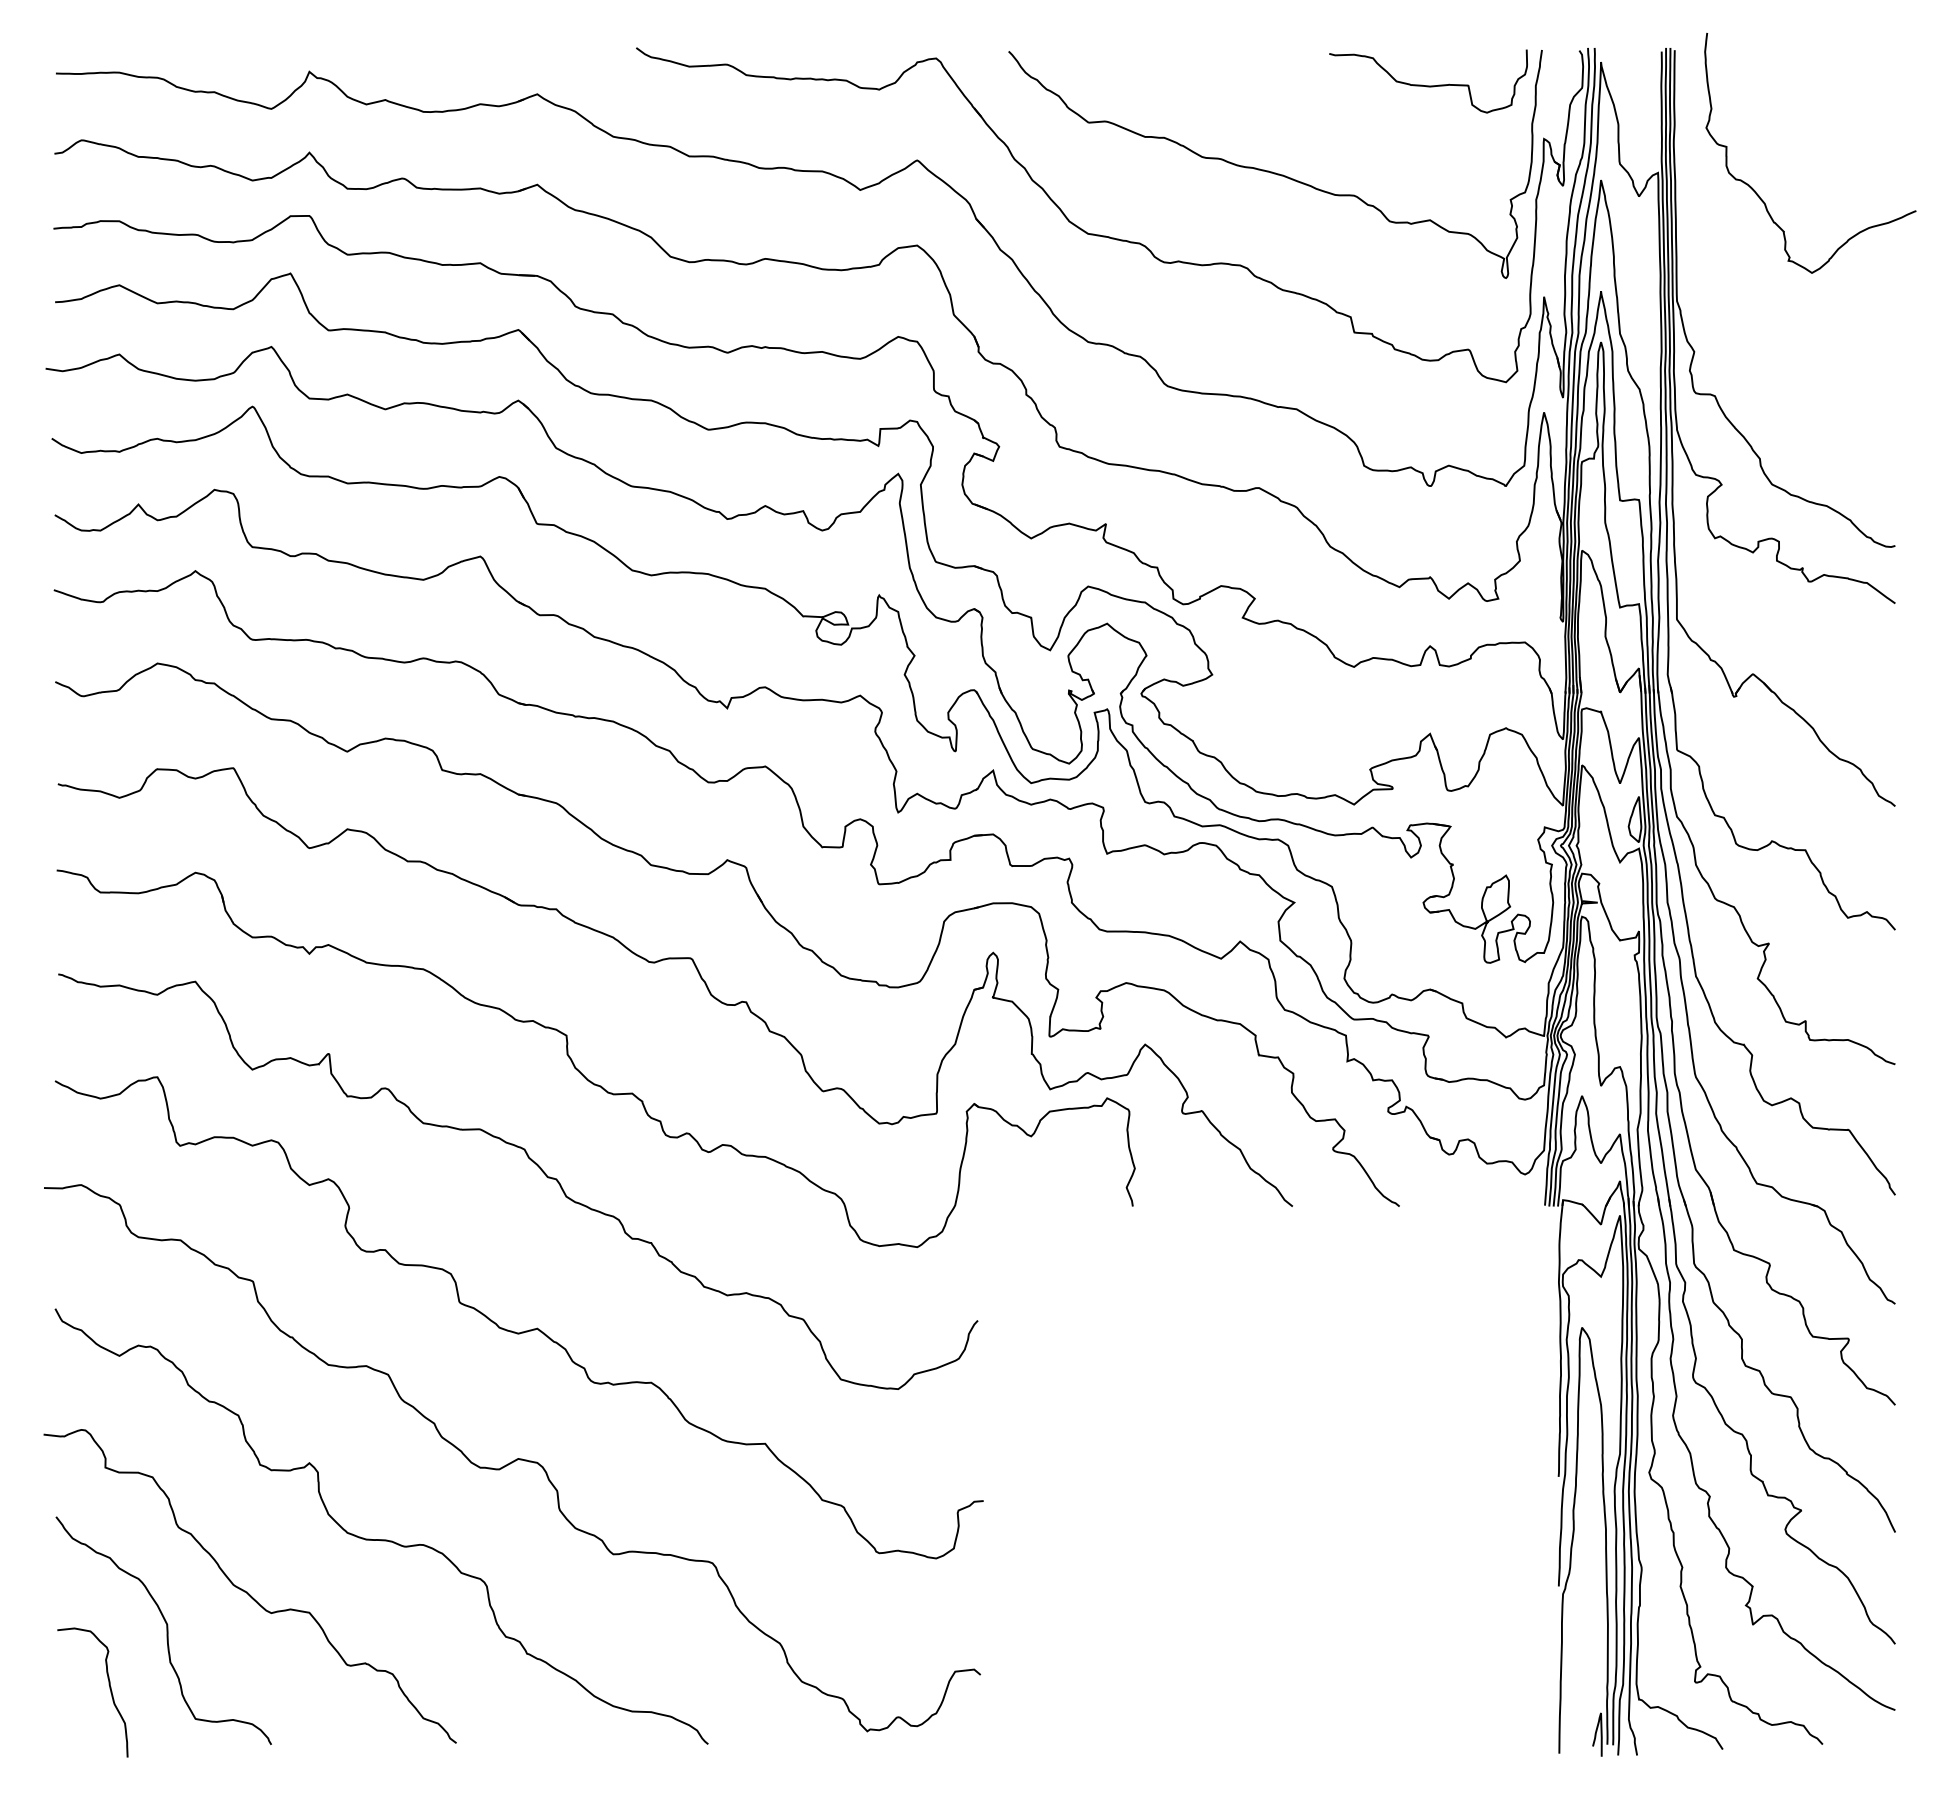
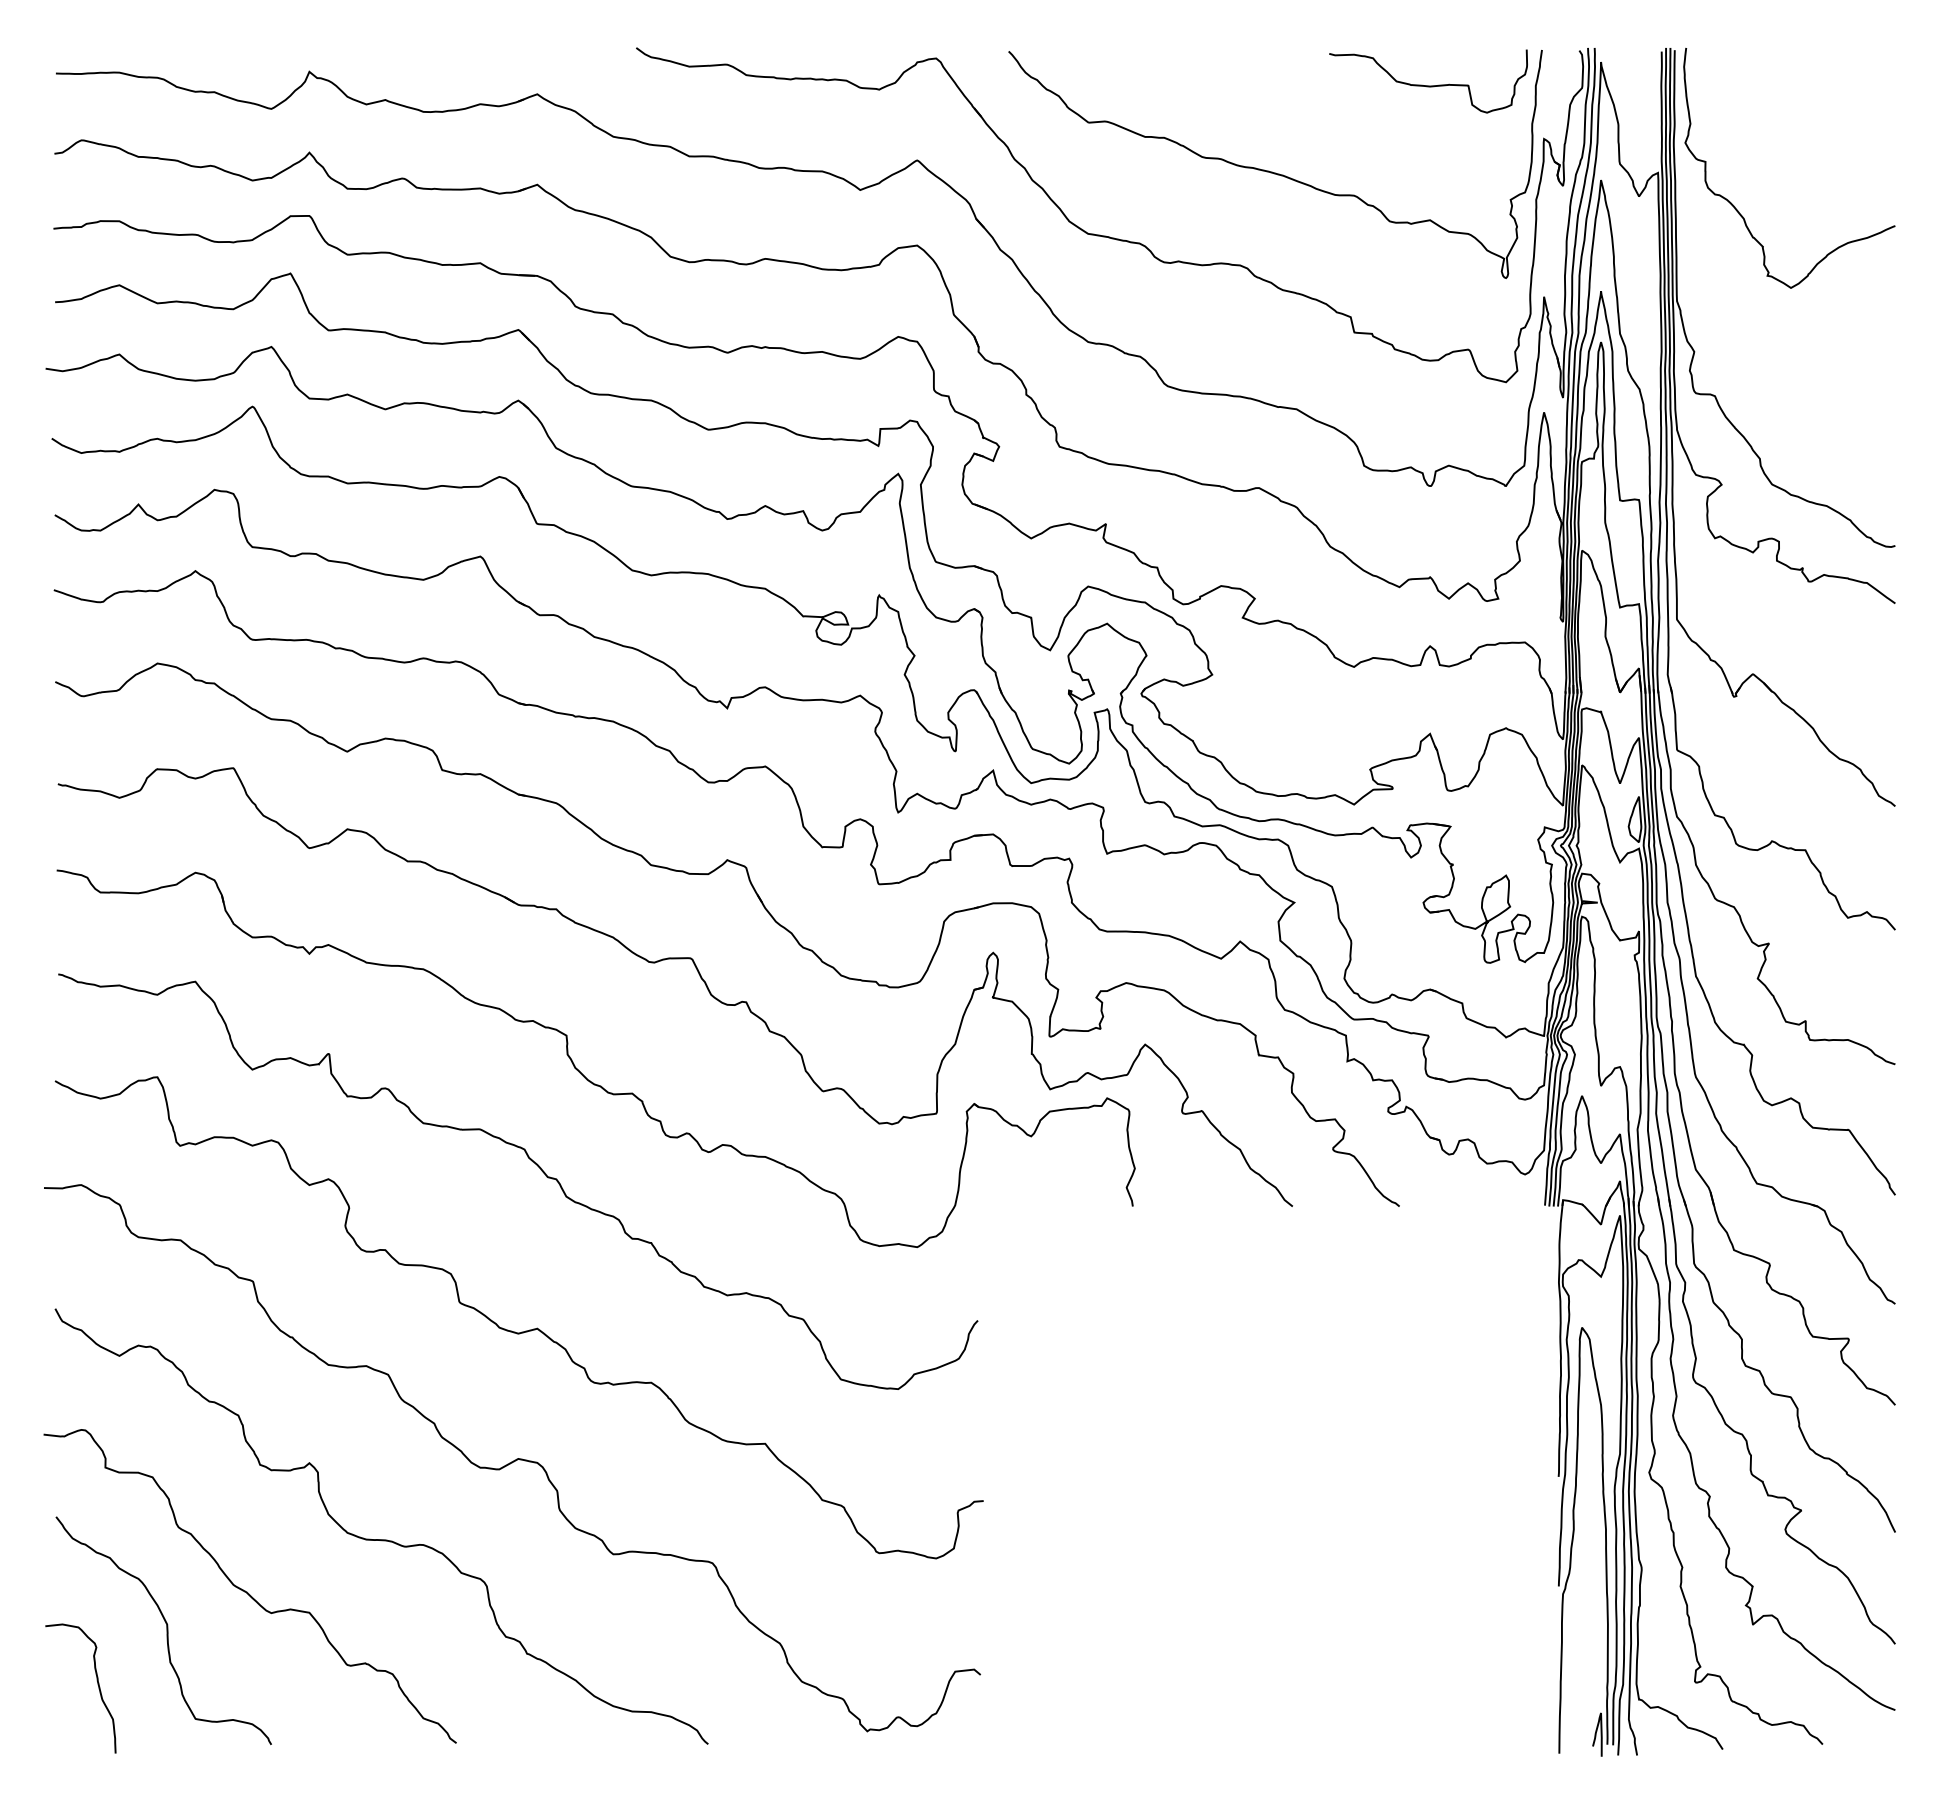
curve position: (1760, 196) -> (1739, 211) (1739, 211)
curve position: (109, 1688) -> (97, 1684) (97, 1684)
